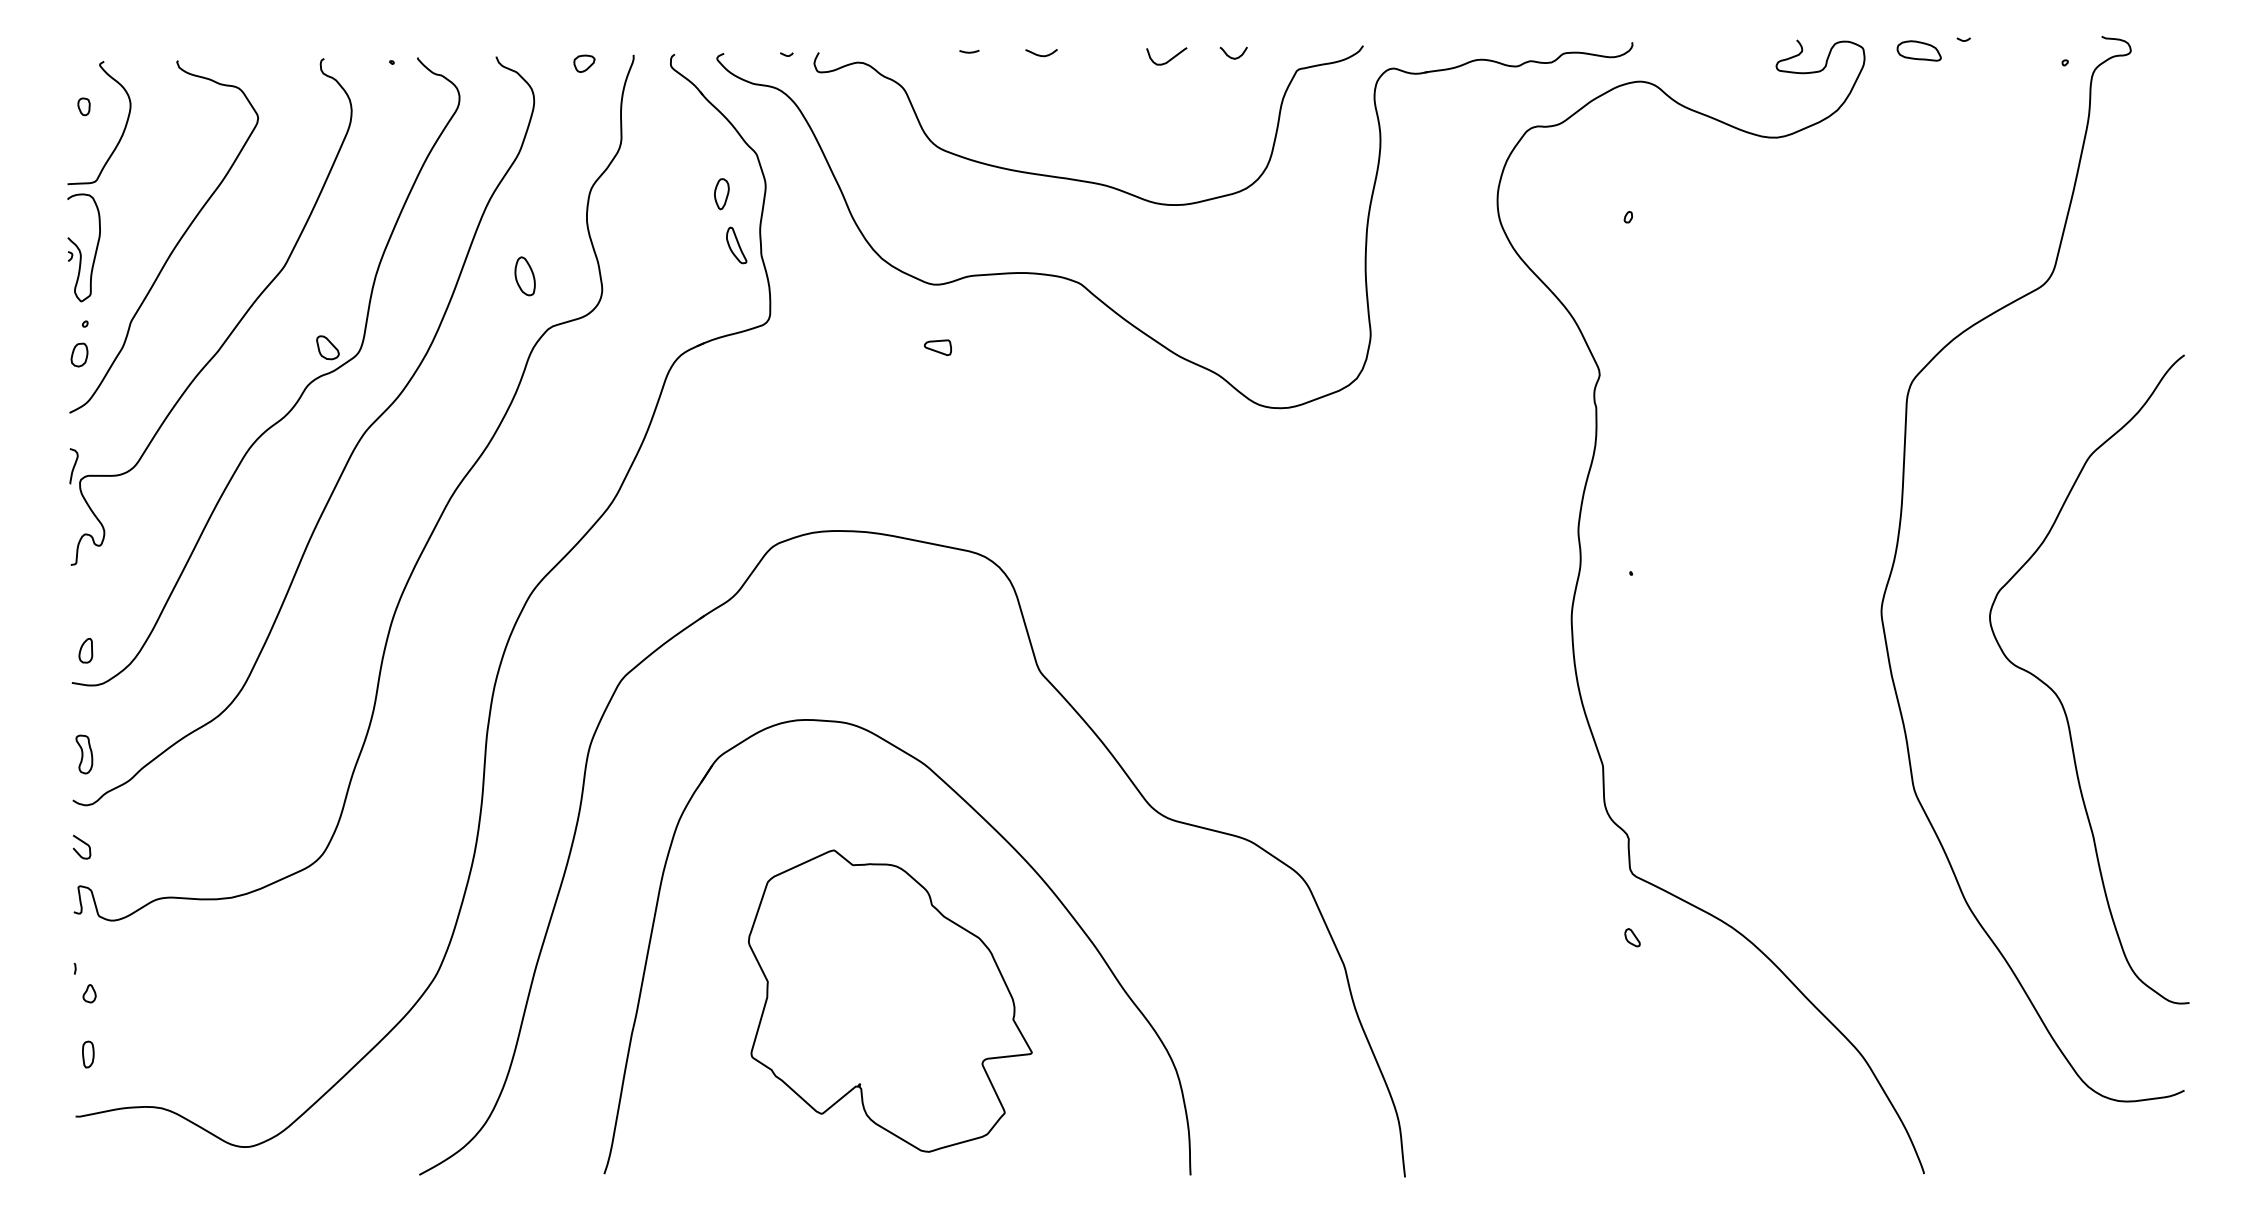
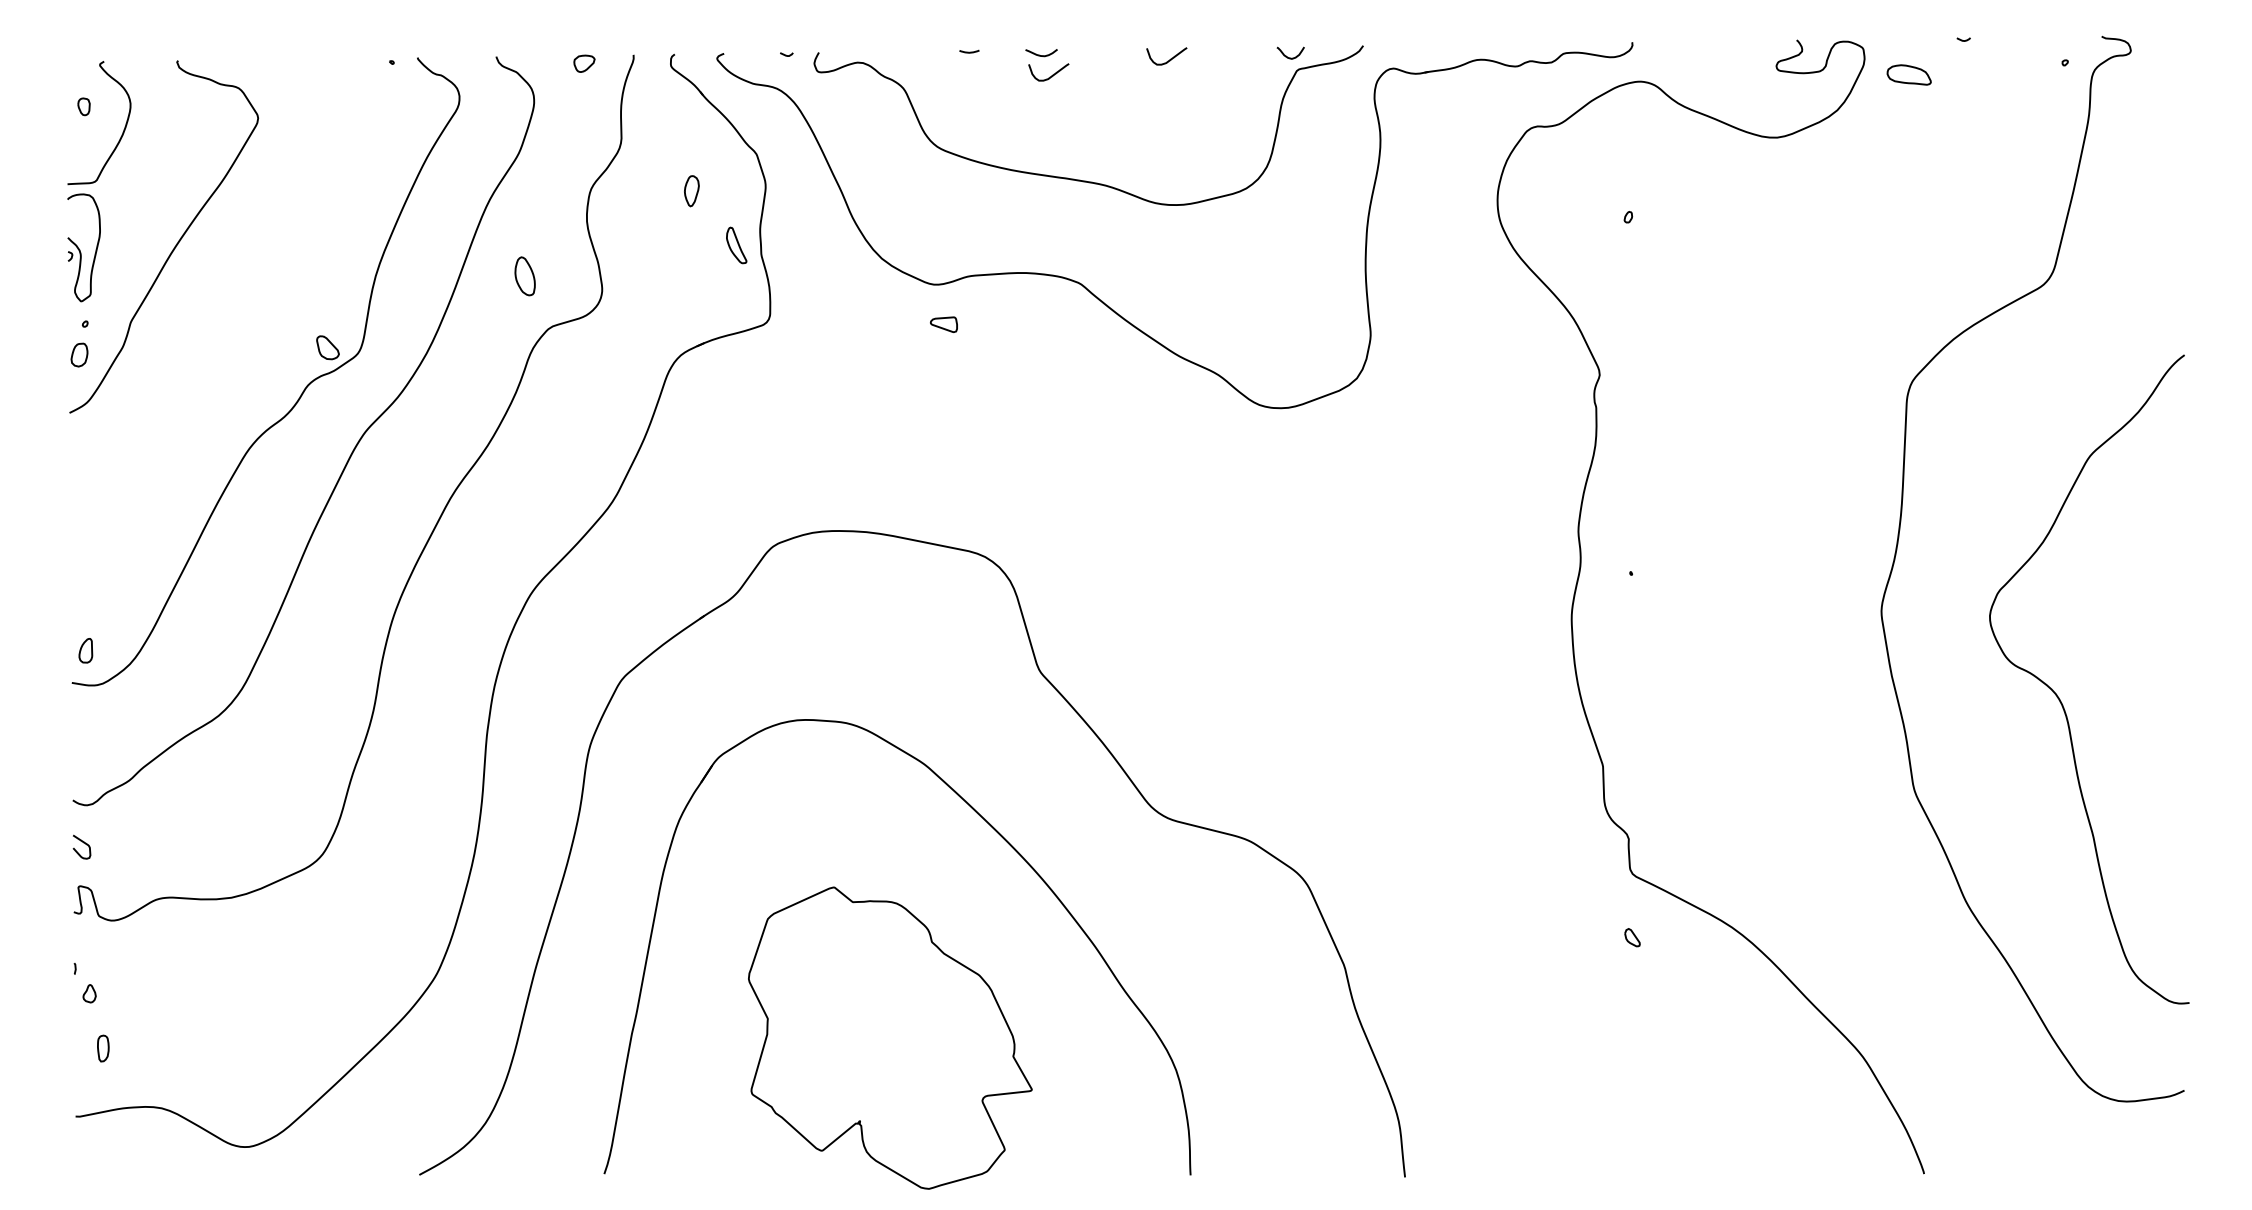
part position: (1918, 50) -> (1908, 74) (1908, 74)
curve position: (1229, 55) -> (1286, 55) (1286, 55)
curve: none -> present (1051, 75)
part position: (721, 194) -> (691, 191) (691, 191)
part: present -> none (232, 329)
part position: (937, 347) -> (943, 324) (943, 324)
part: present -> none (84, 754)
part position: (890, 1000) -> (890, 1037) (890, 1037)
part position: (88, 1054) -> (103, 1048) (103, 1048)
